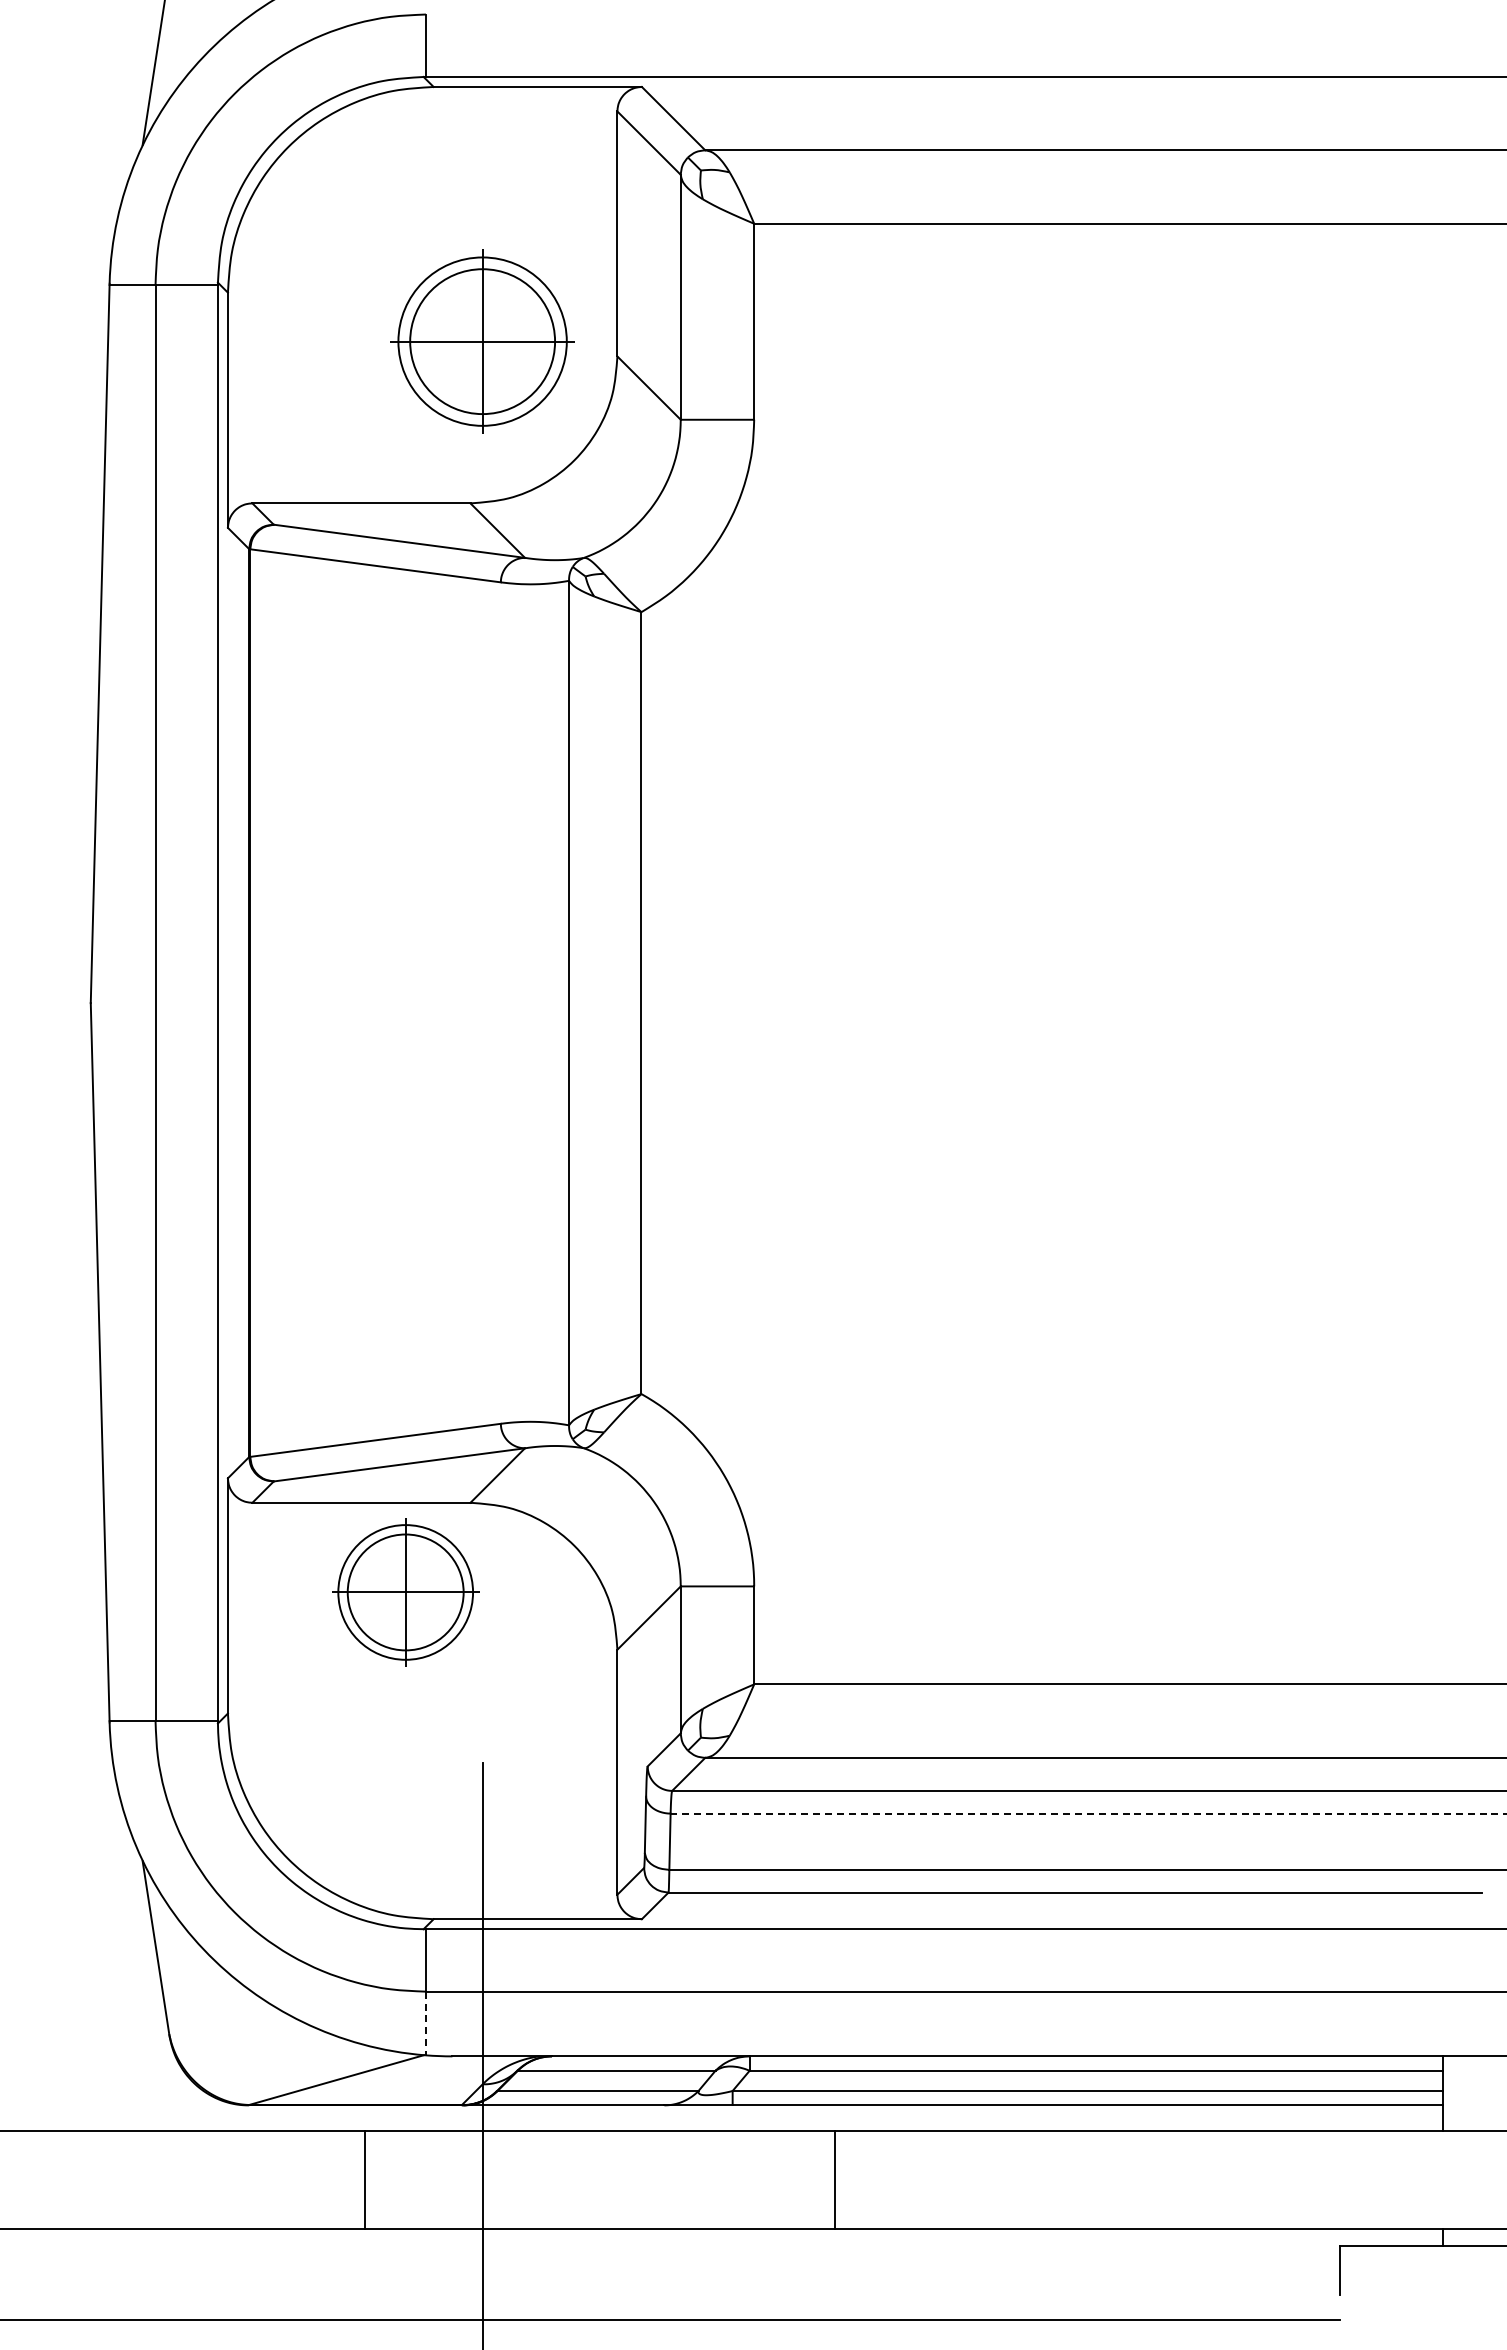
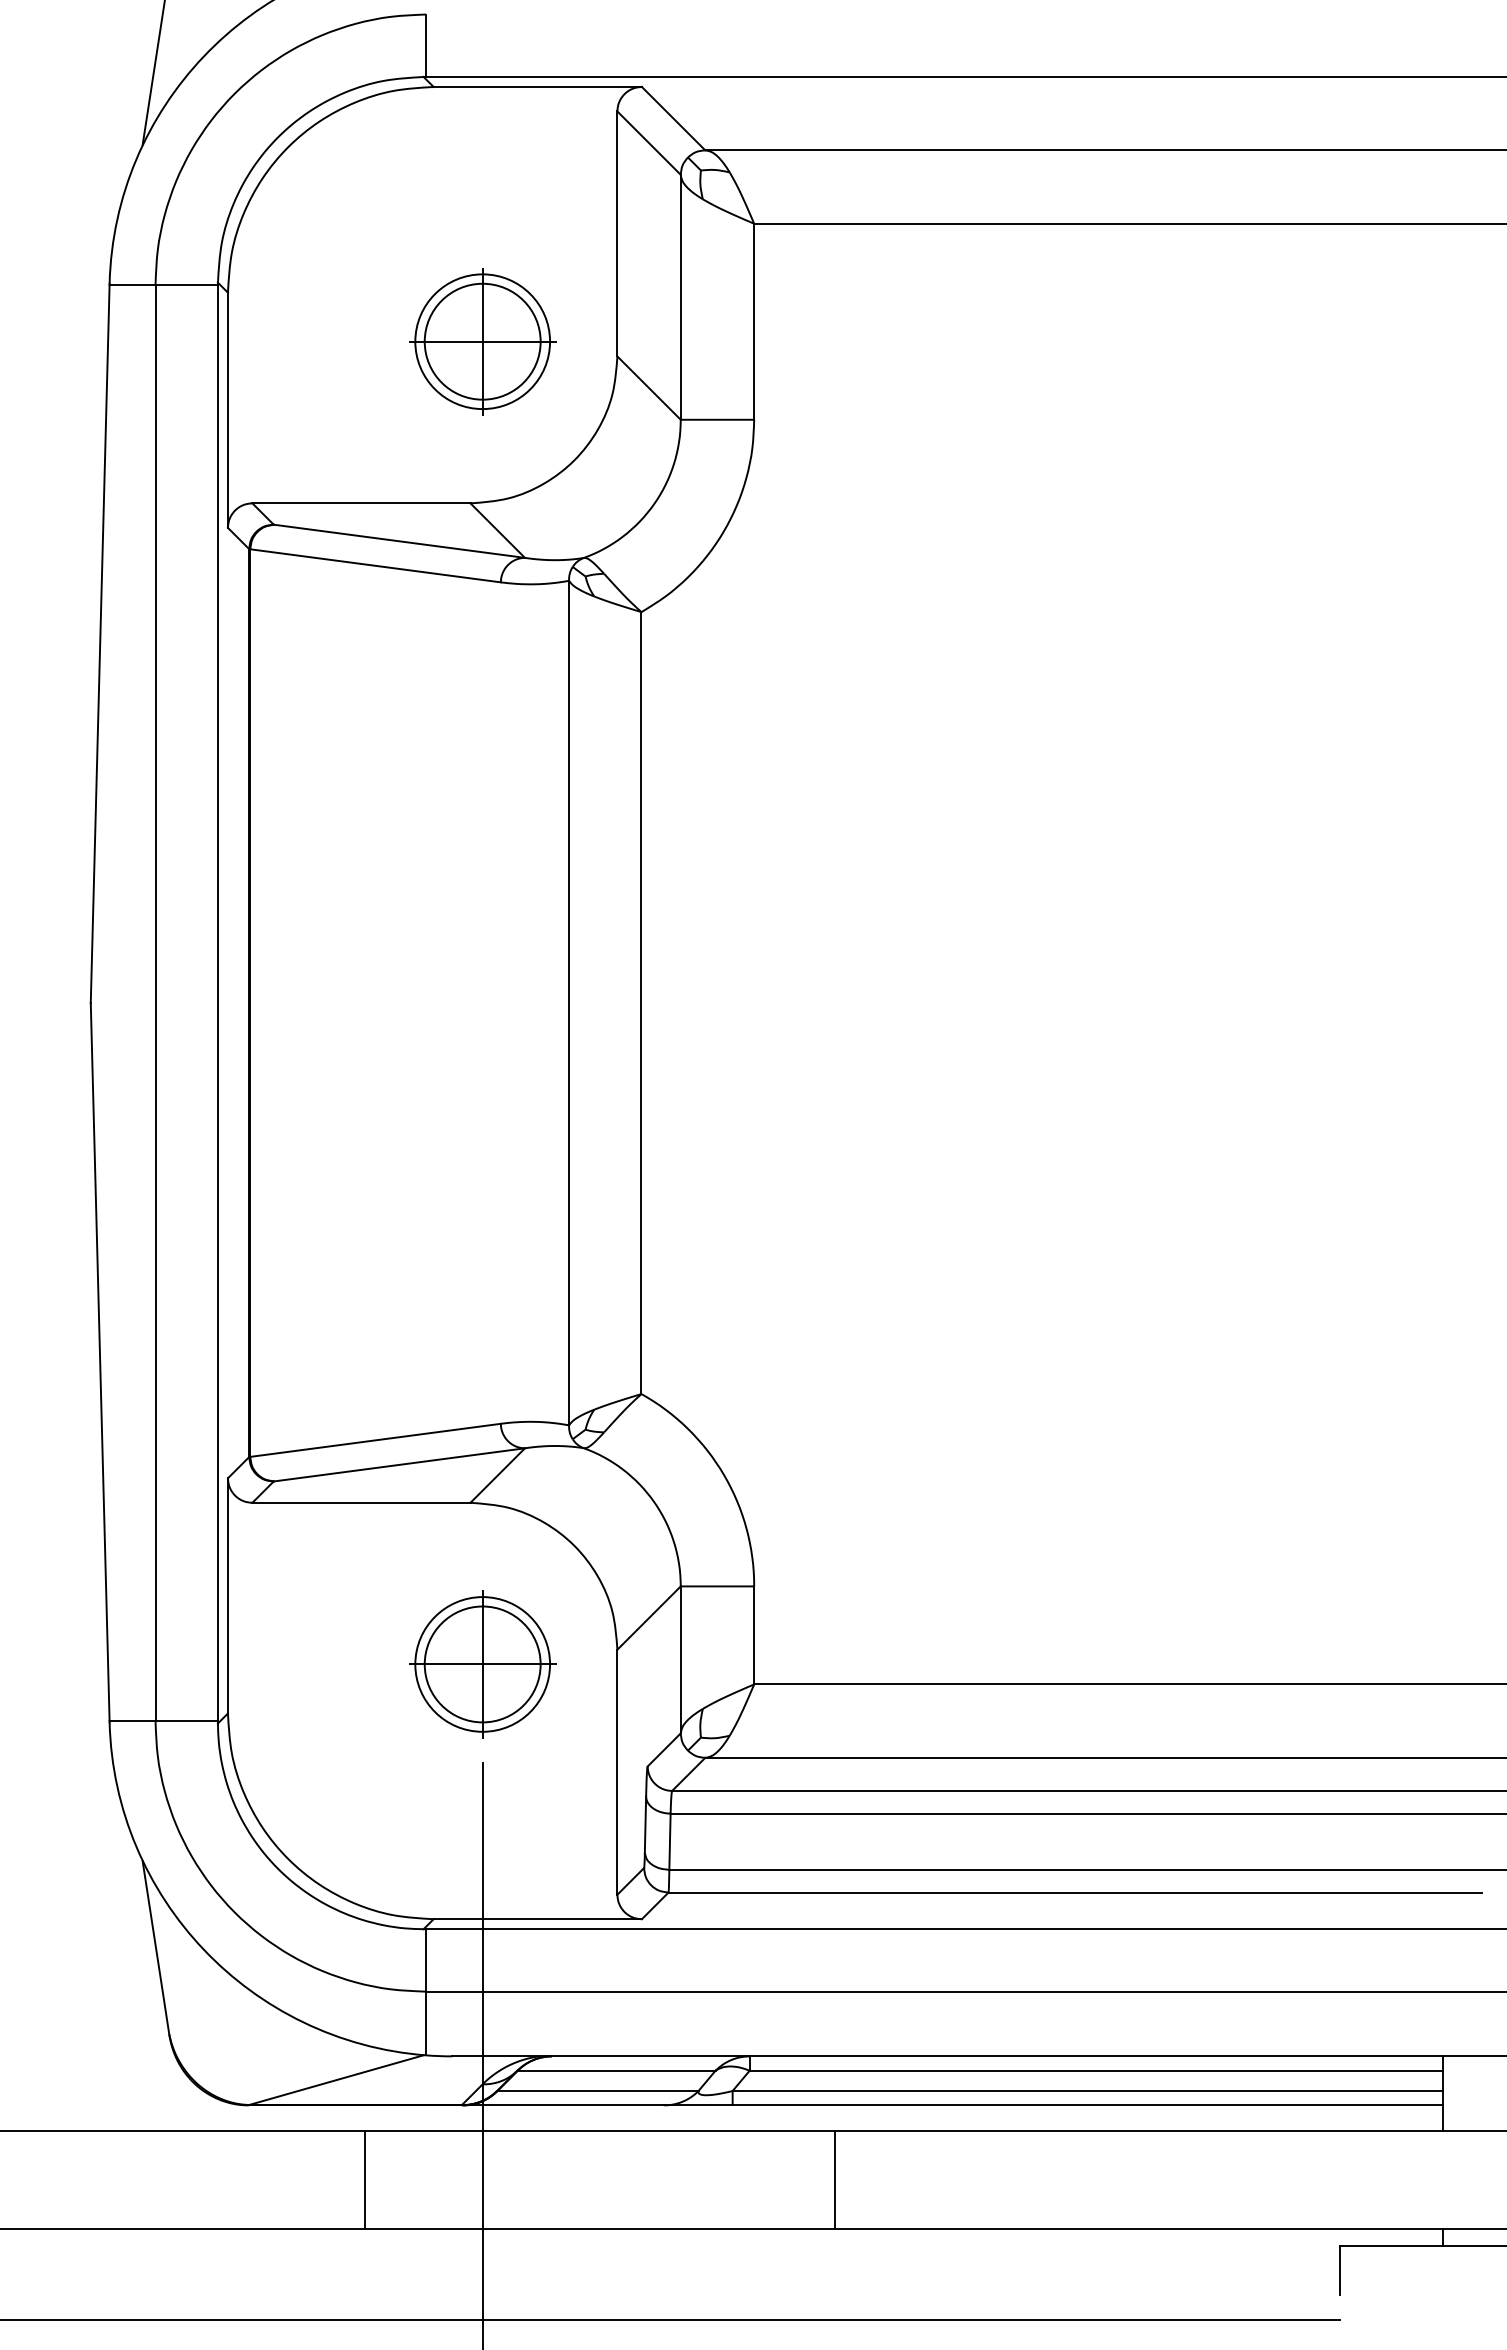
part size: 185x185 px -> 148x148 px (482, 341)
part position: (405, 1592) -> (482, 1664) (482, 1664)
line: dashed -> solid (1088, 1813)
line: dashed -> solid (425, 2023)
